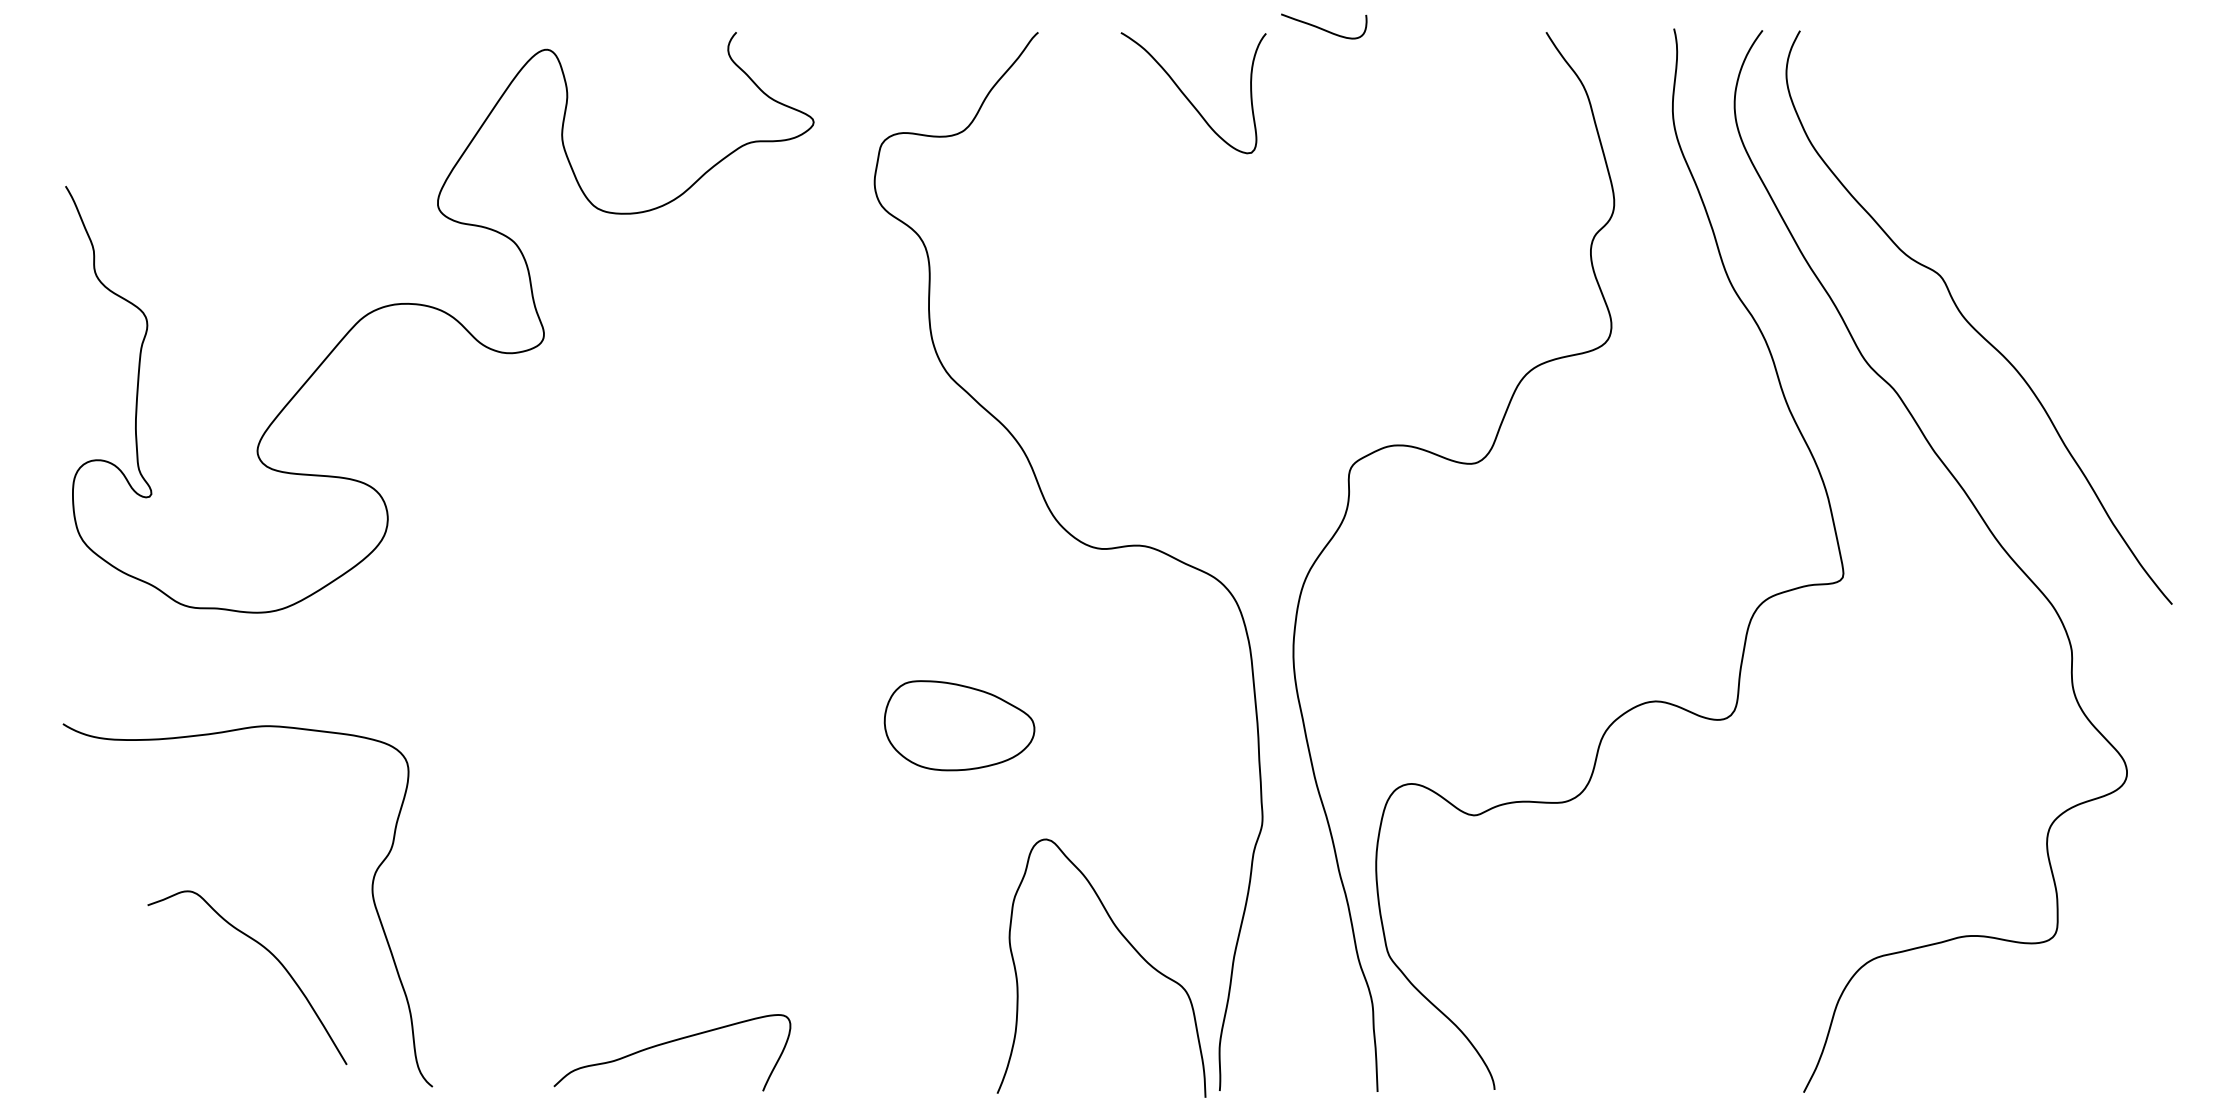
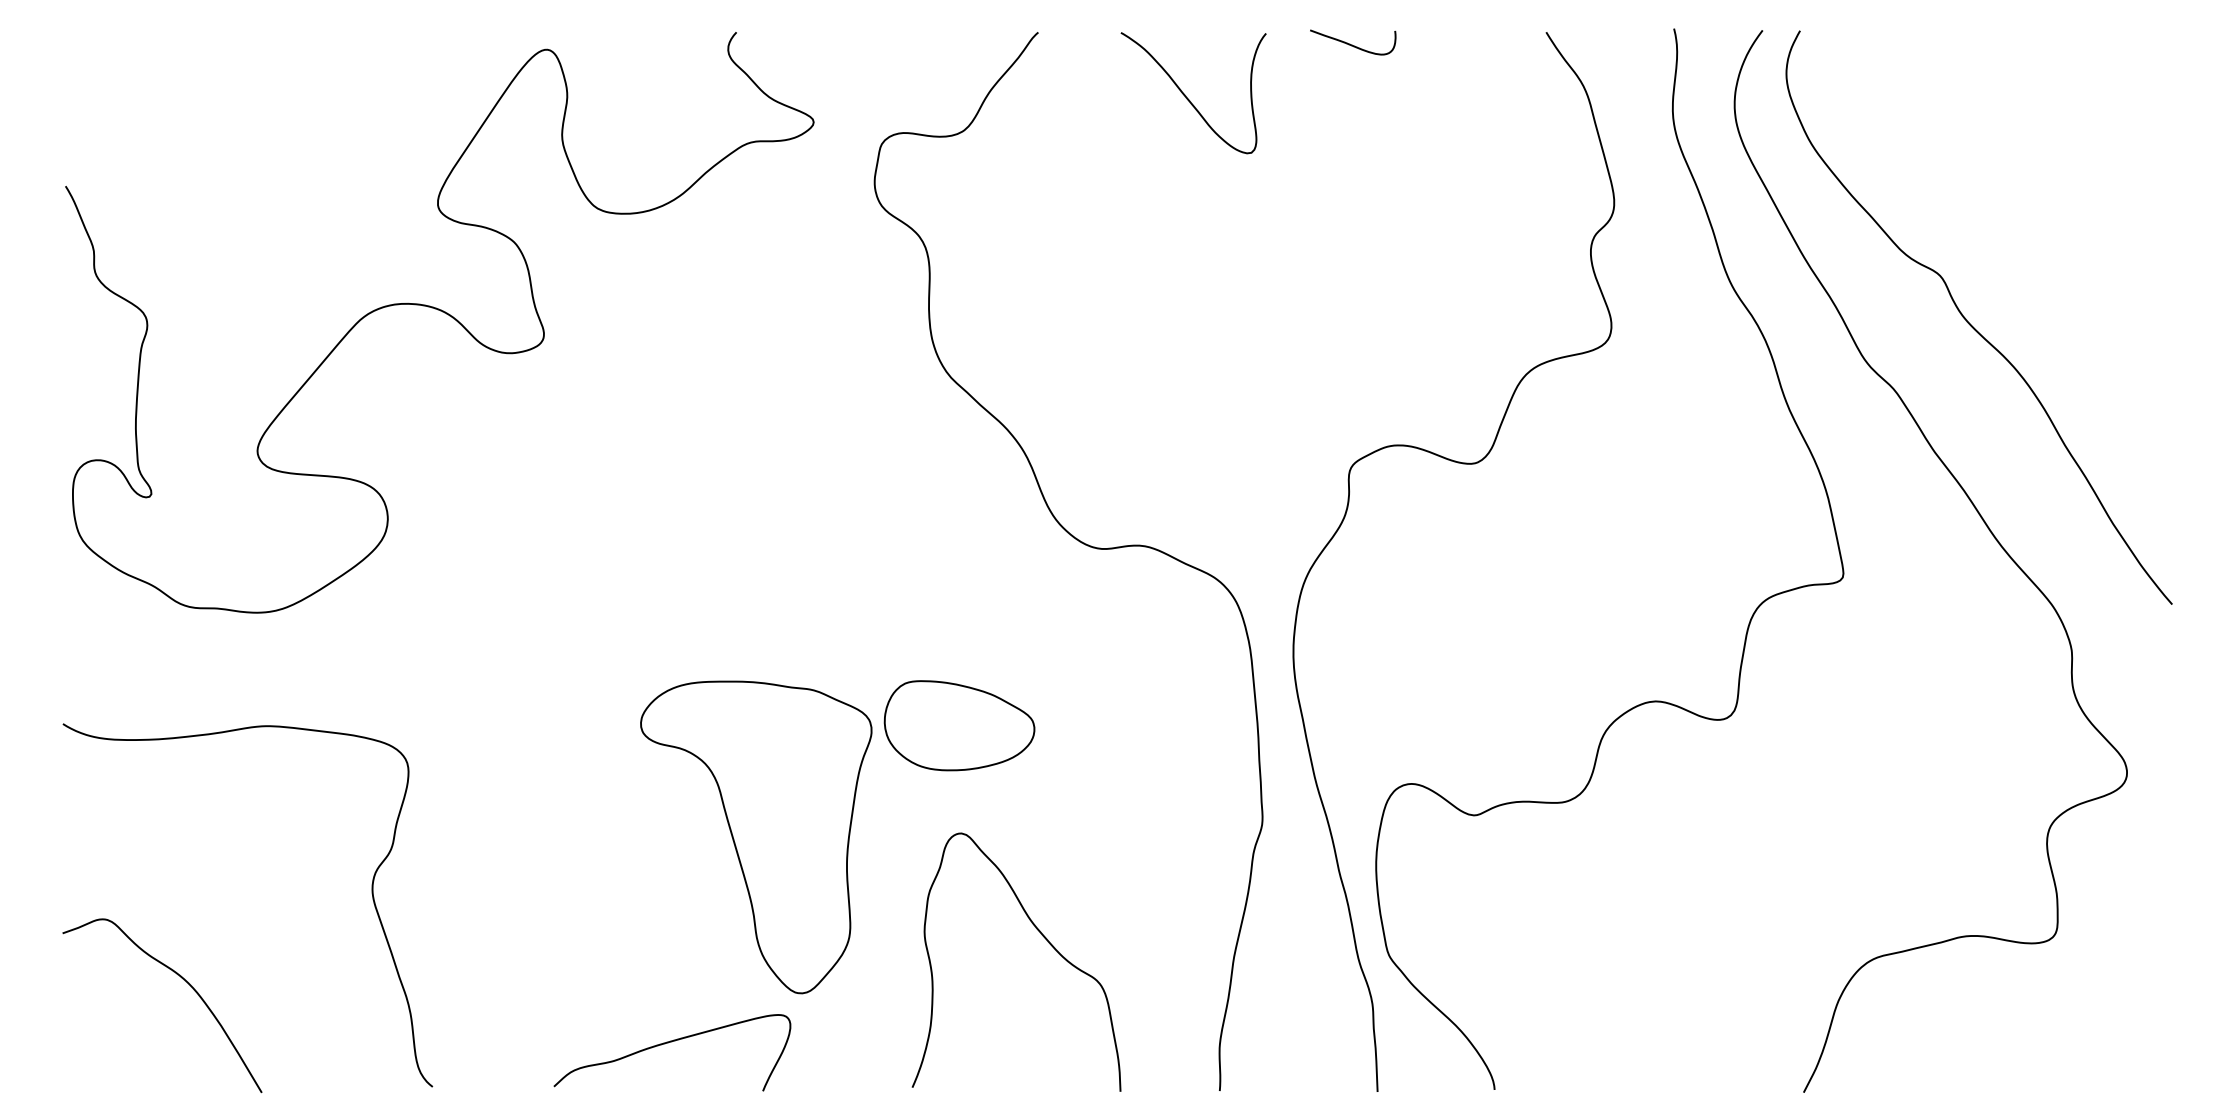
curve position: (1323, 28) -> (1352, 44) (1352, 44)
part: none -> present (756, 837)
curve position: (1126, 941) -> (1041, 935) (1041, 935)
curve position: (267, 951) -> (182, 979) (182, 979)
